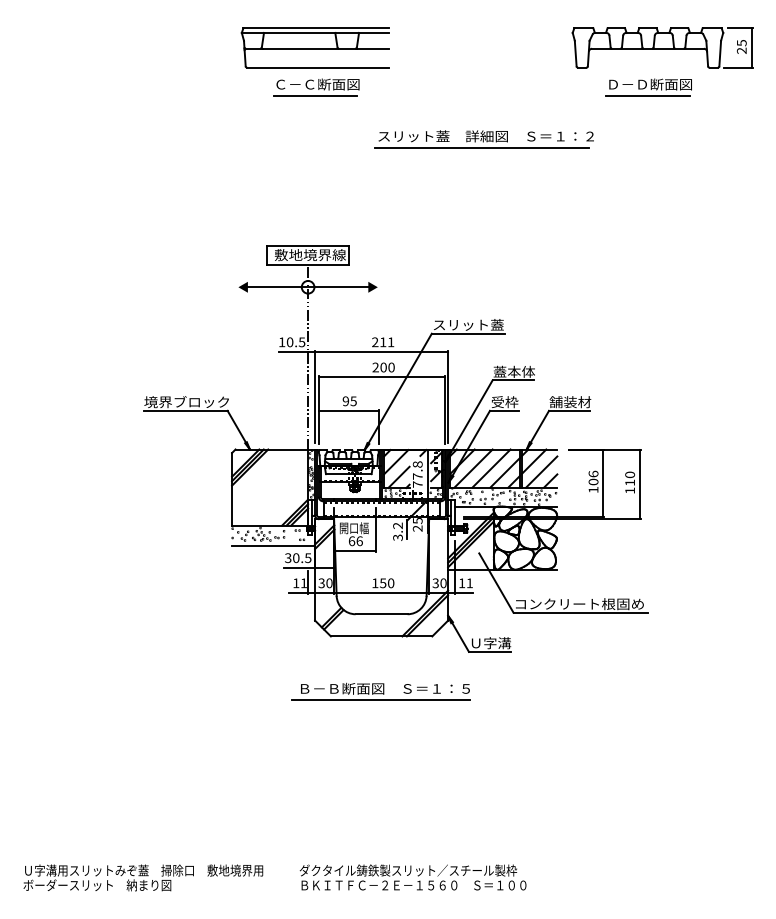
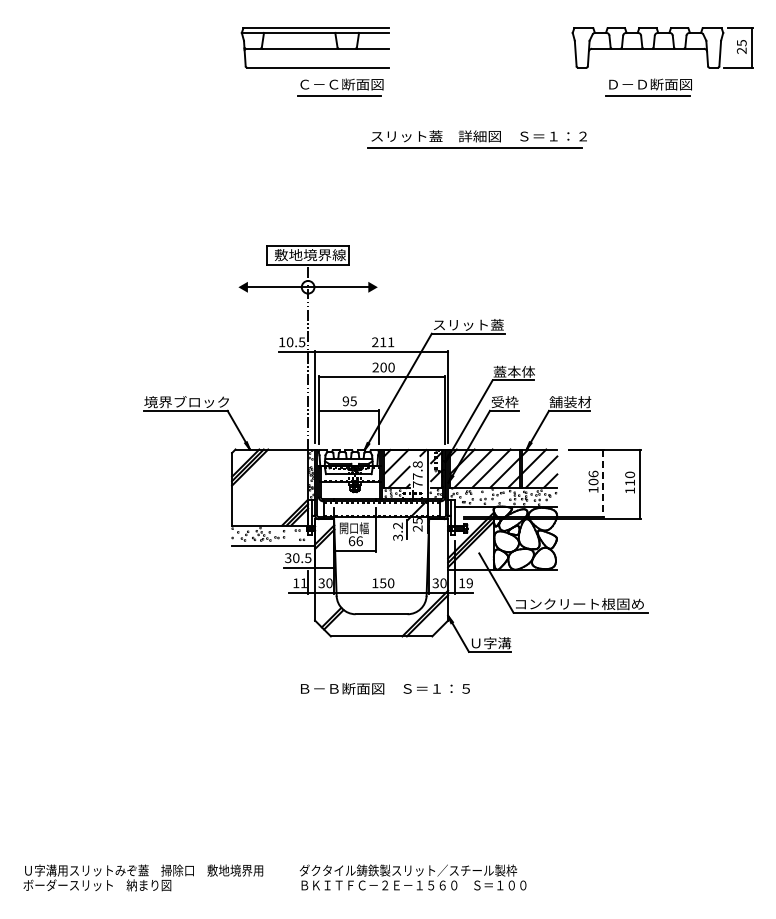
part position: (316, 87) -> (340, 87) (340, 87)
part position: (483, 139) -> (476, 139) (476, 139)
line: solid -> dashed (603, 483)
text: 11 -> 19 (469, 583)
line: present -> none (380, 699)
